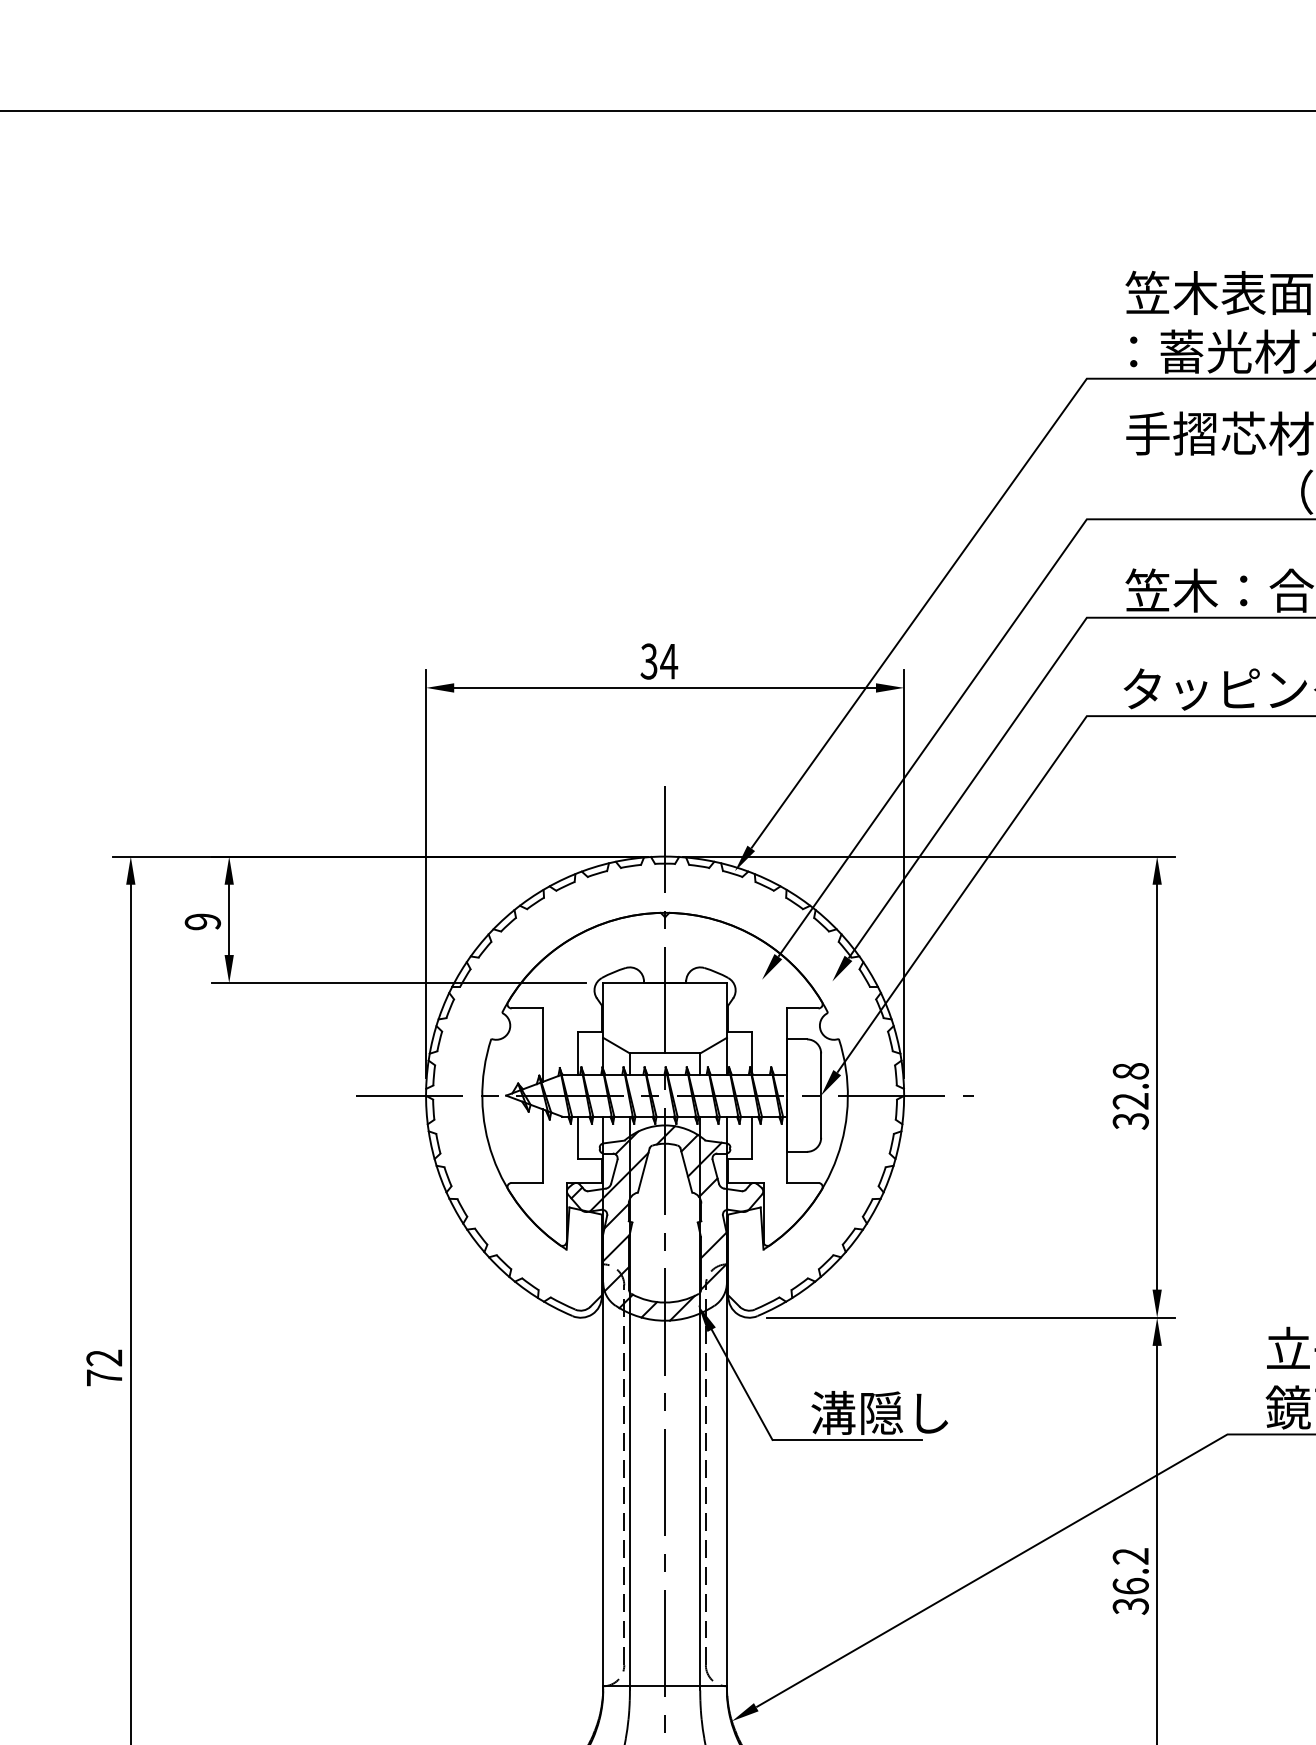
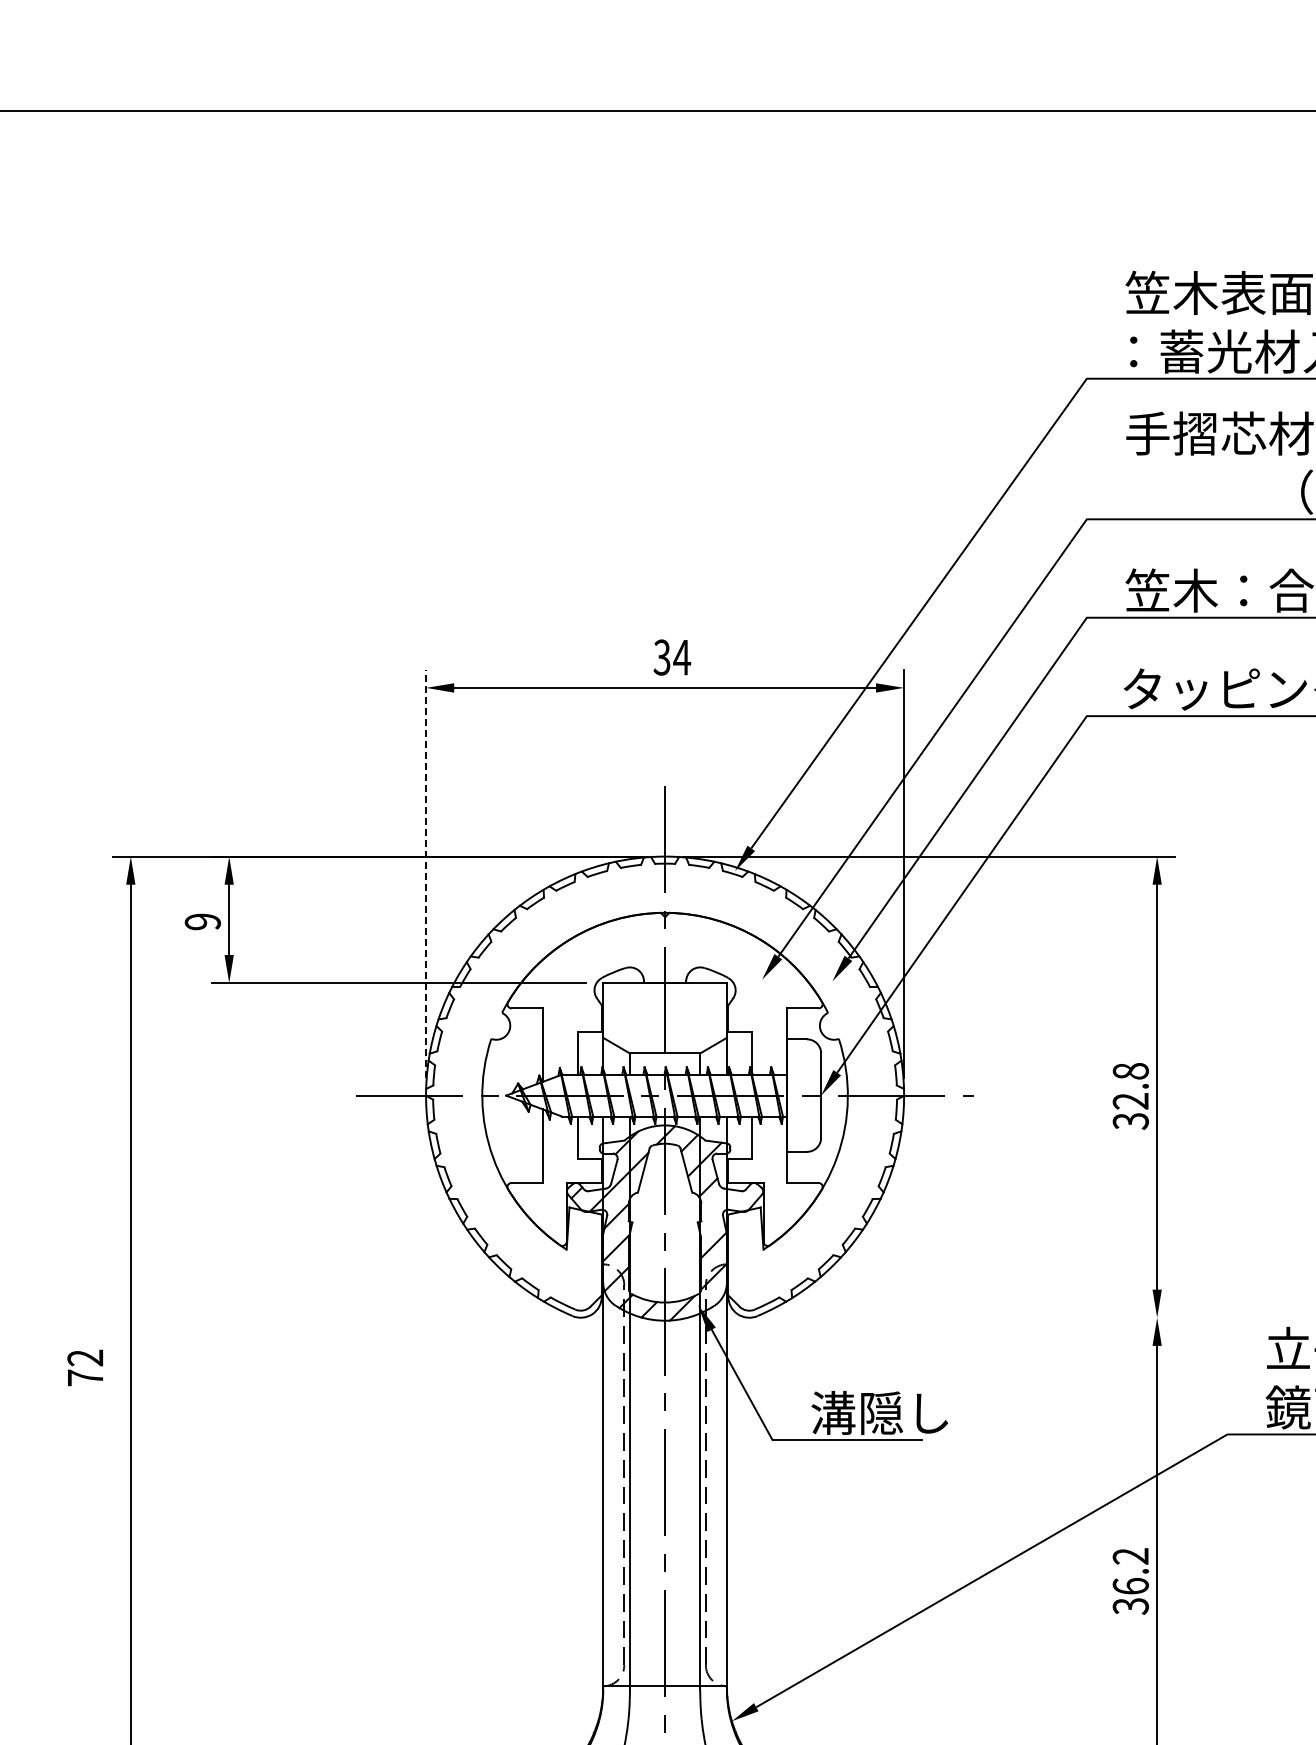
text position: (659, 661) -> (672, 657) (672, 657)
line: solid -> dashed (426, 874)
line: present -> none (970, 1317)
text position: (103, 1367) -> (84, 1367) (84, 1367)
